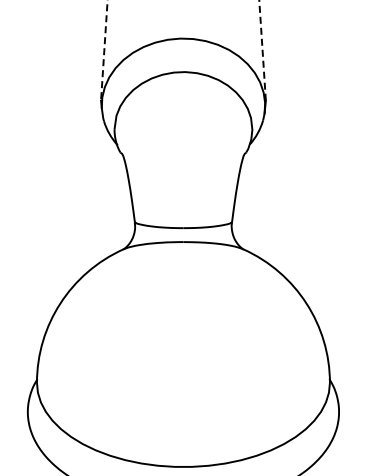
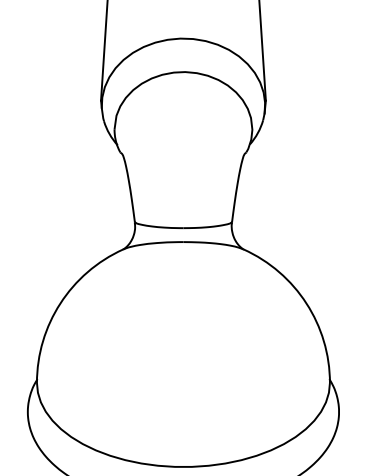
line: dashed -> solid (262, 49)
line: dashed -> solid (104, 50)
